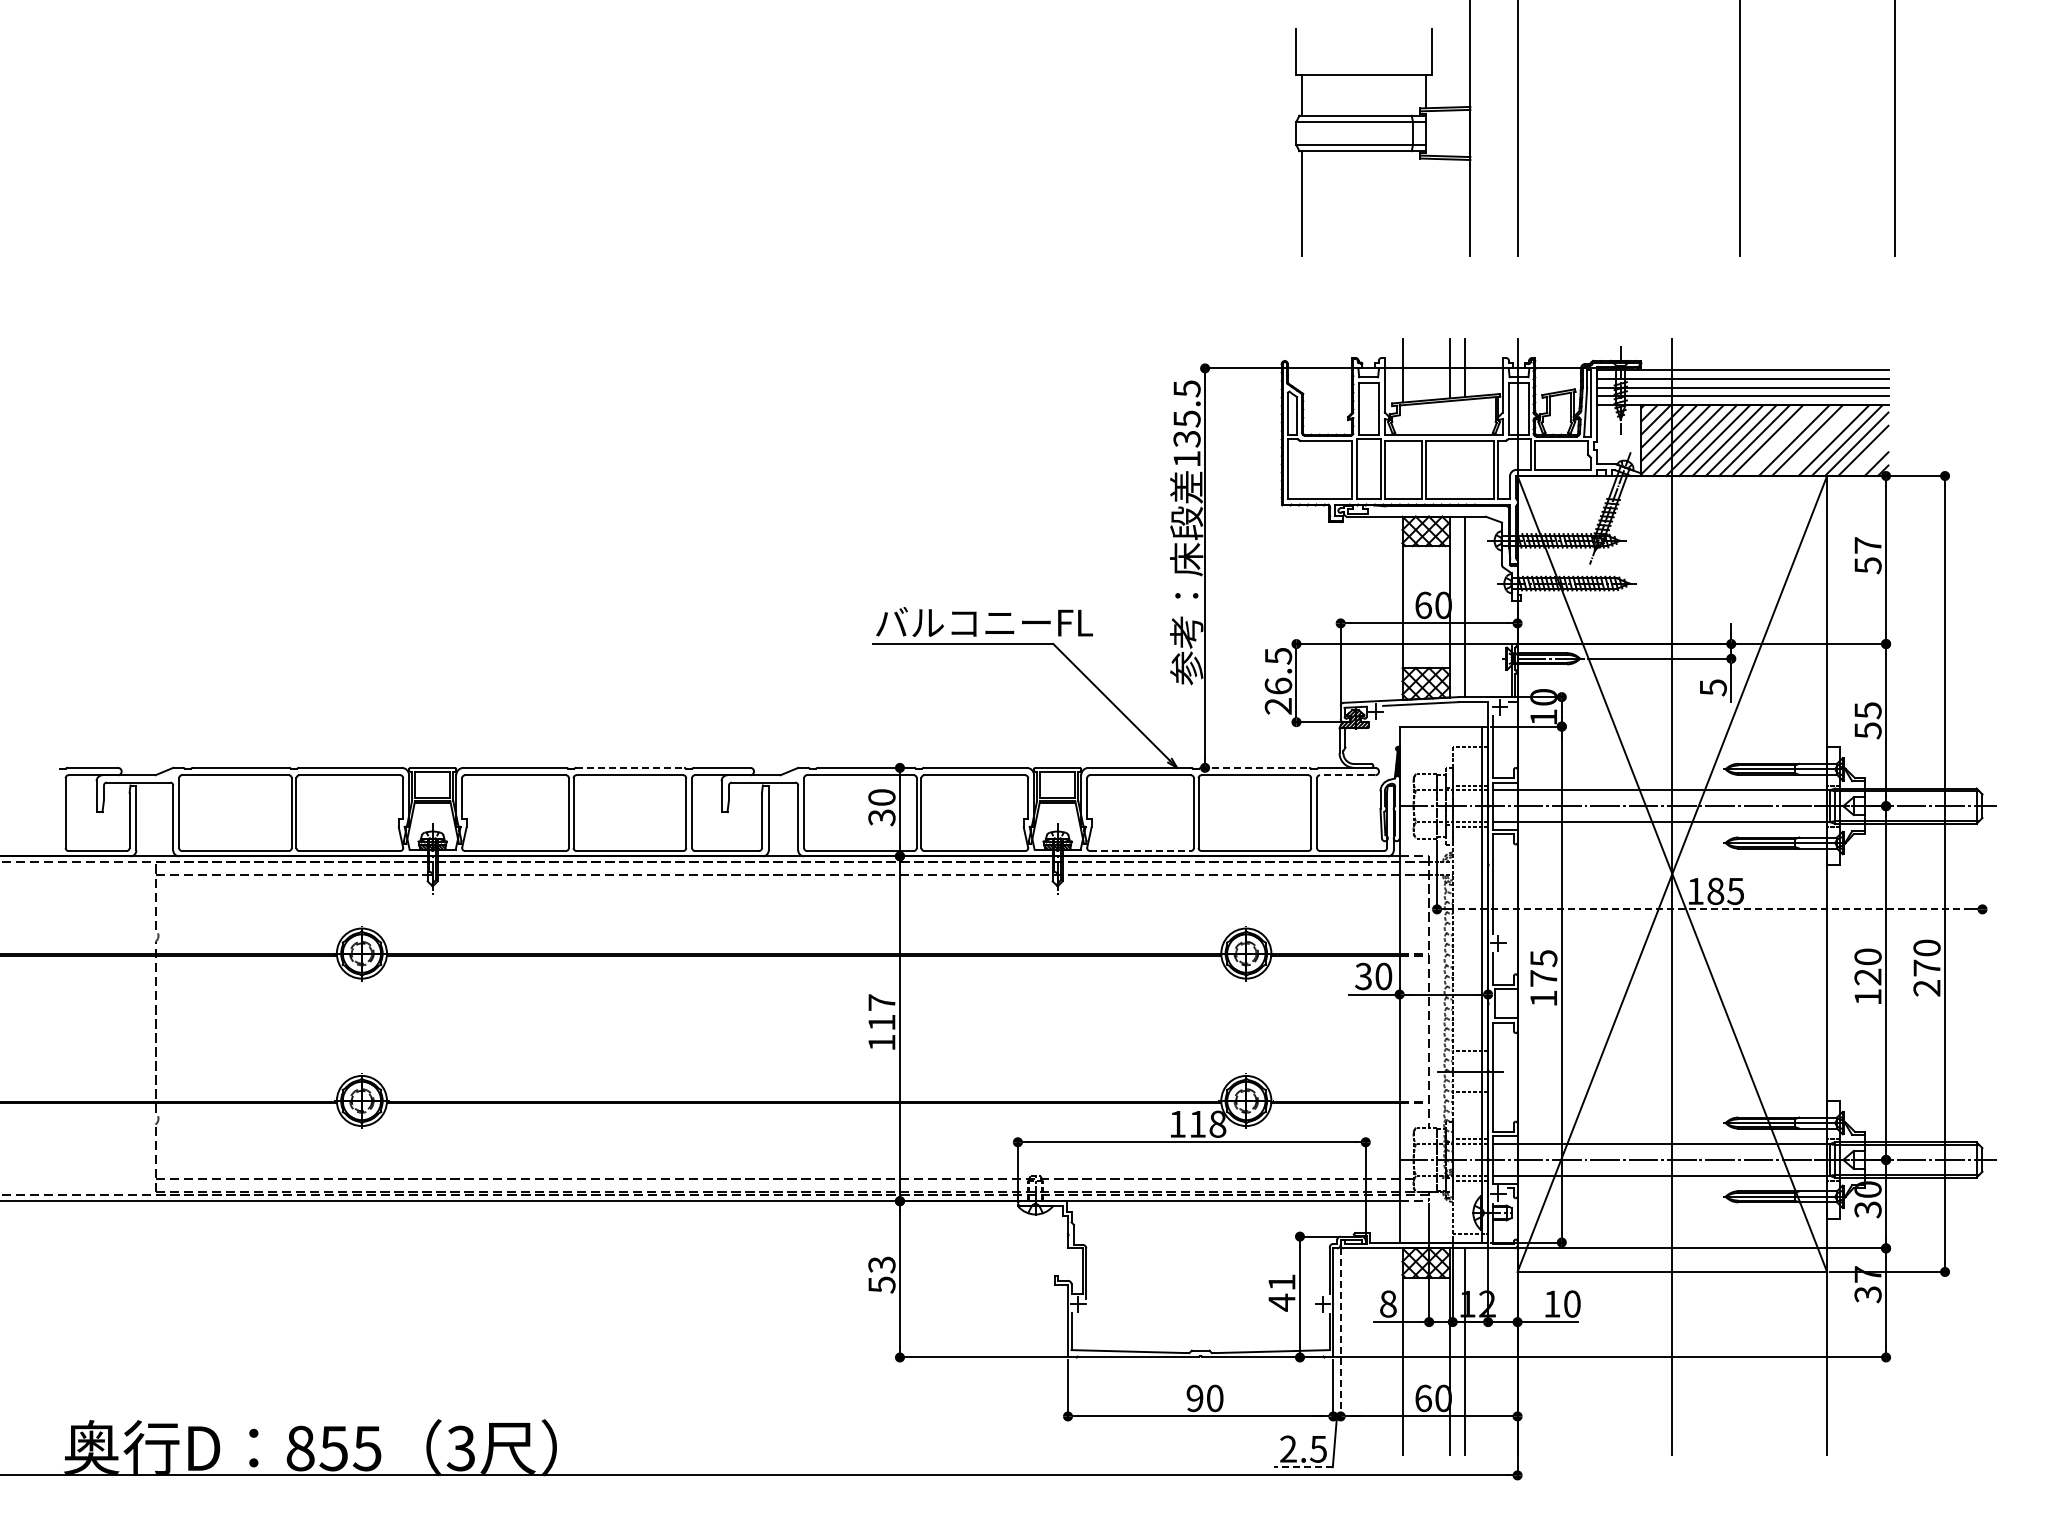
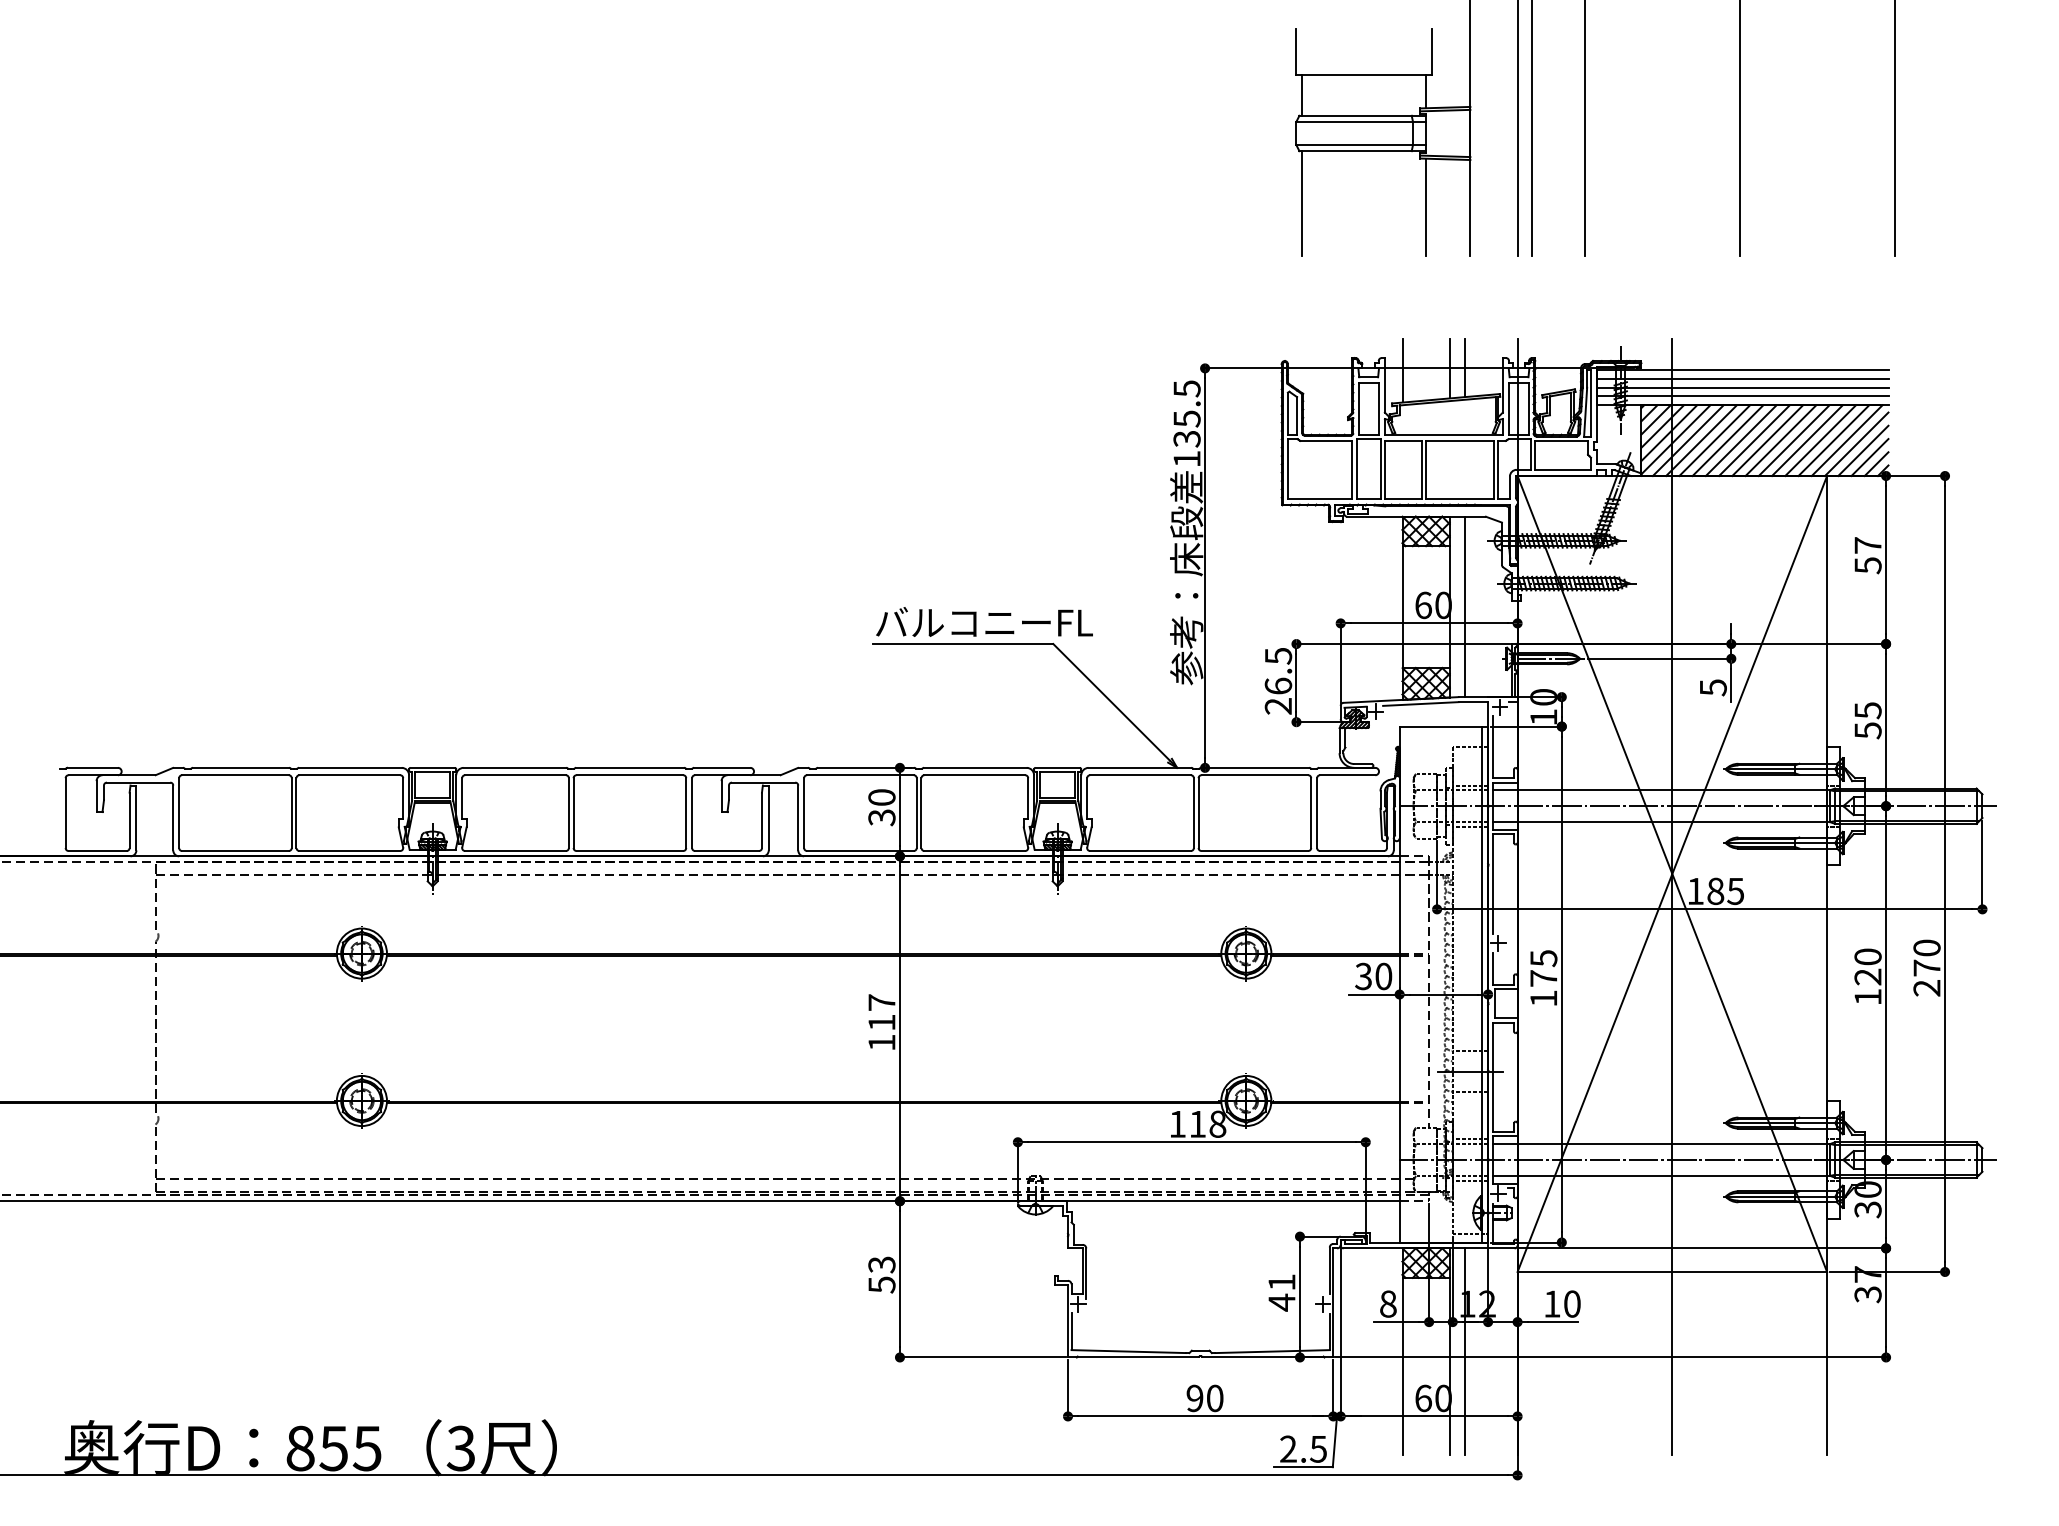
line: none -> present (1532, 129)
line: none -> present (1585, 129)
line: none -> present (1426, 207)
line: none -> present (1780, 440)
line: none -> present (1820, 440)
line: none -> present (1869, 457)
line: dashed -> solid (630, 767)
line: dashed -> solid (1255, 767)
line: dashed -> solid (1347, 775)
line: dashed -> solid (1141, 851)
line: none -> present (1982, 866)
line: dashed -> solid (1709, 909)
line: dashed -> solid (1340, 1333)
line: dashed -> solid (1302, 1467)
